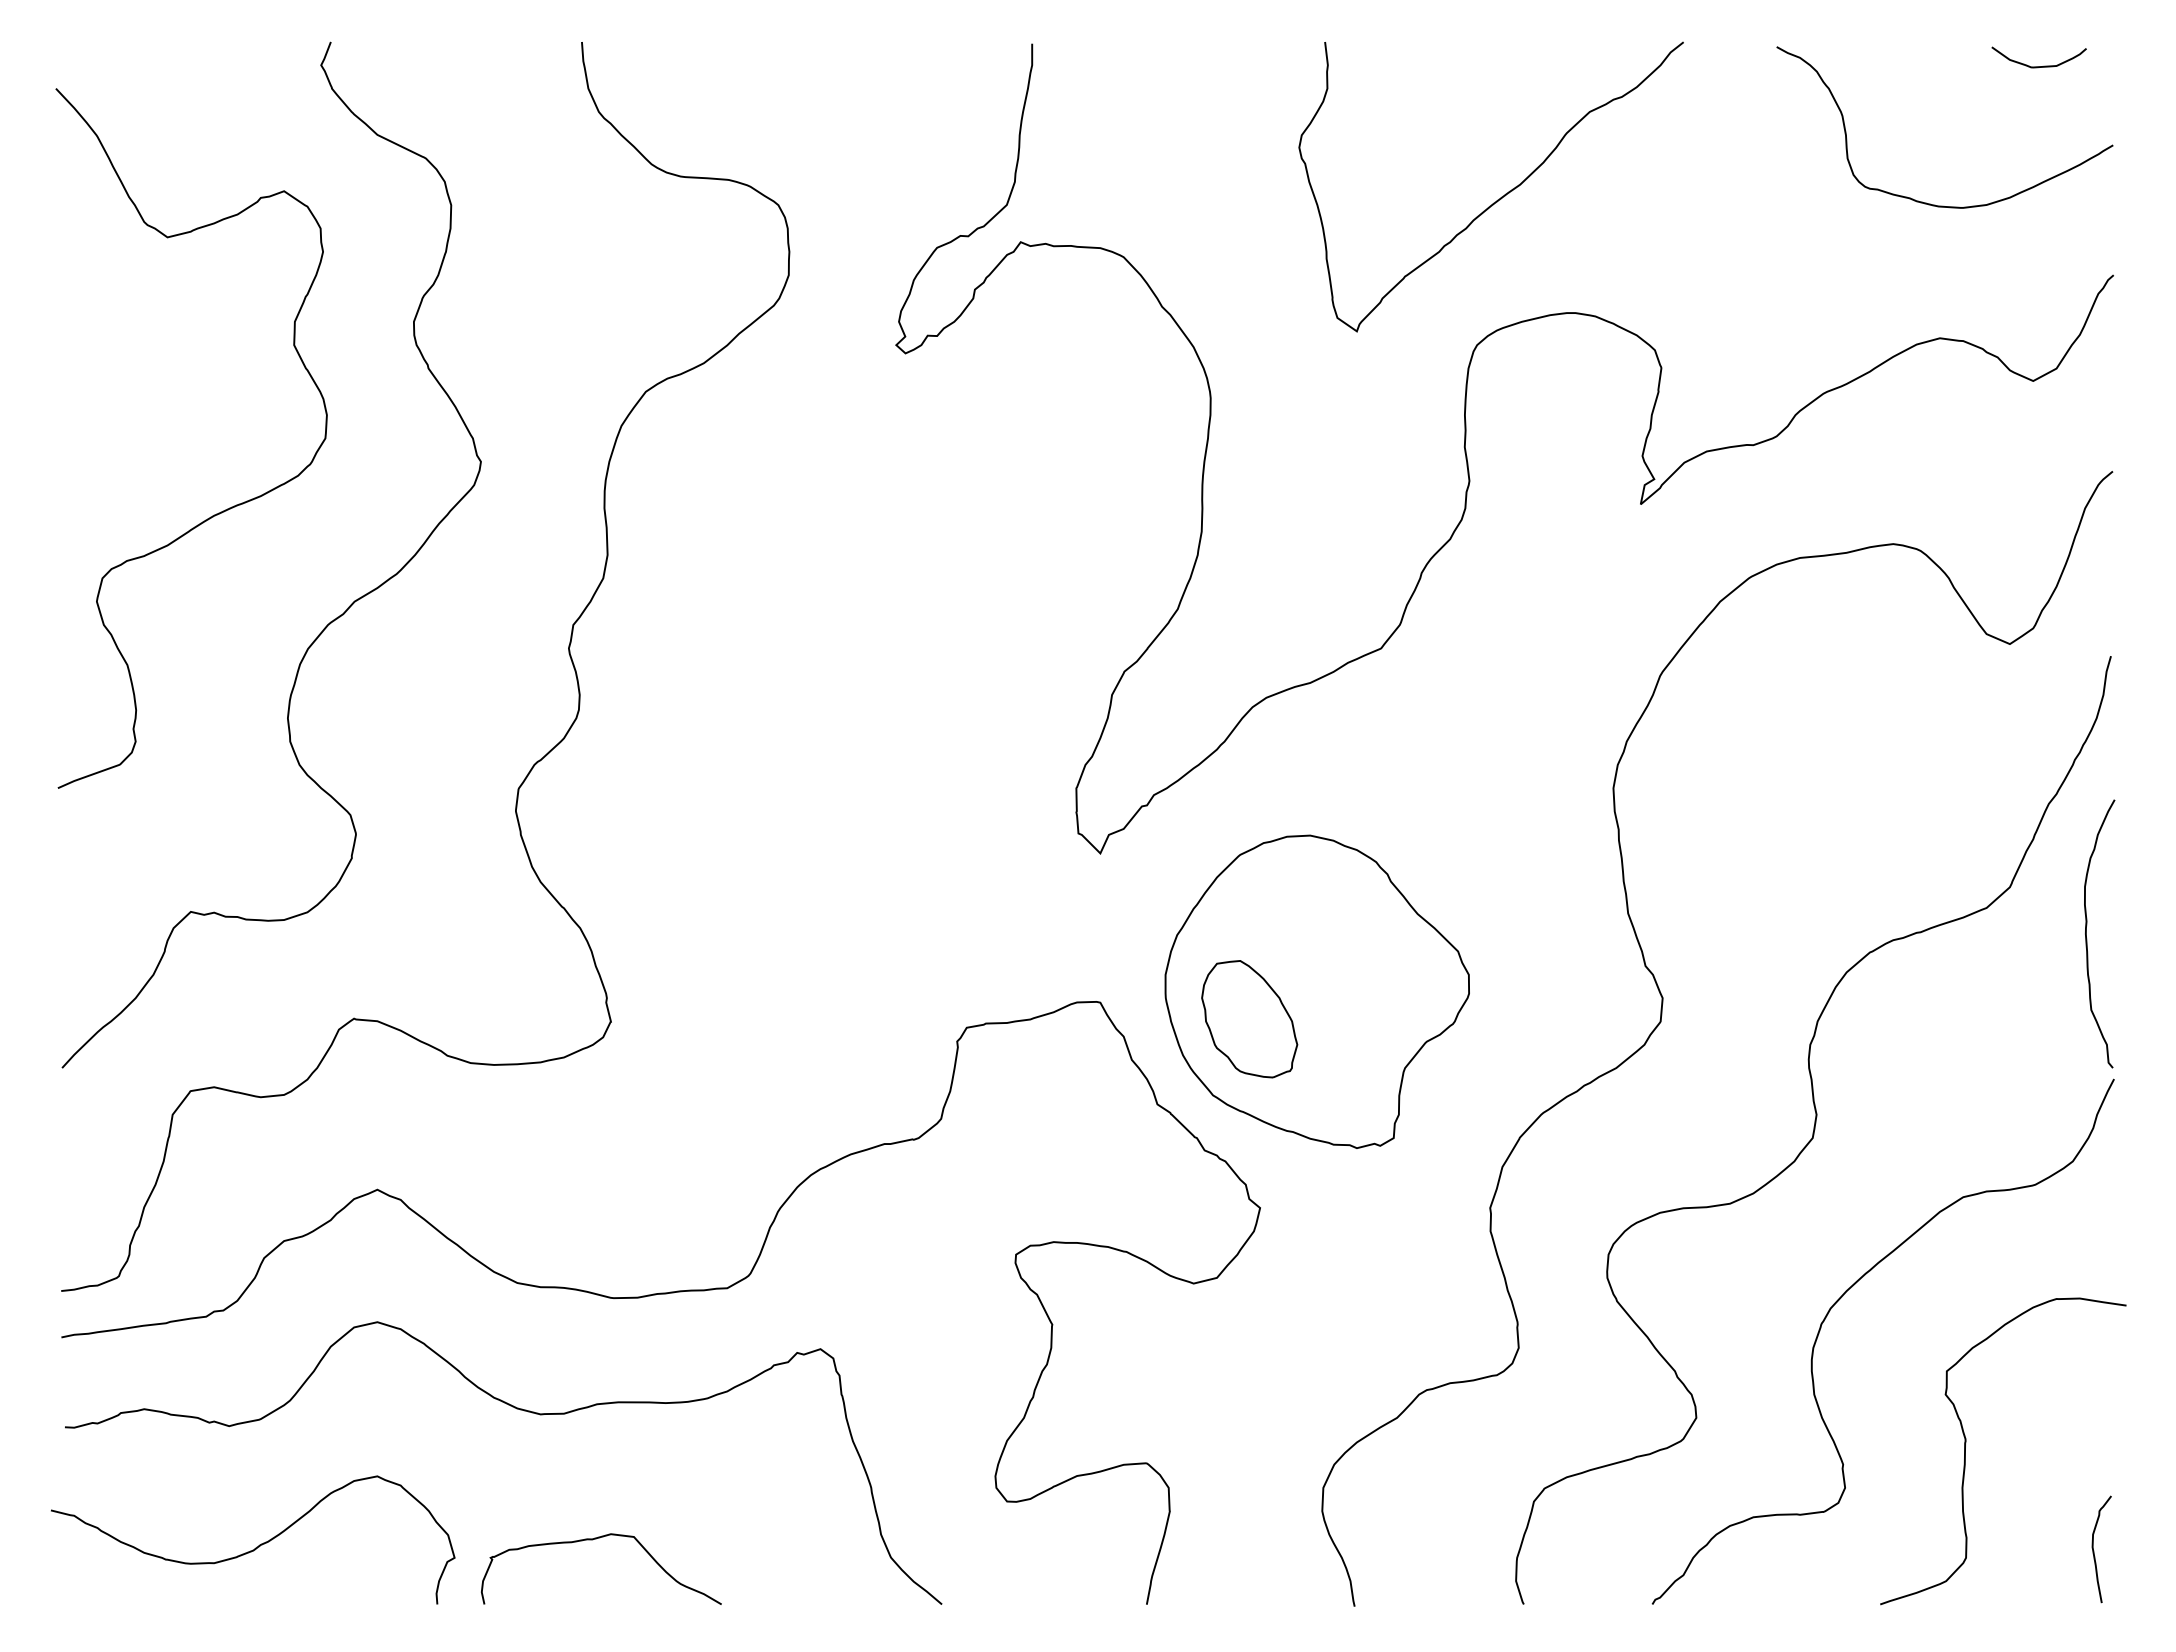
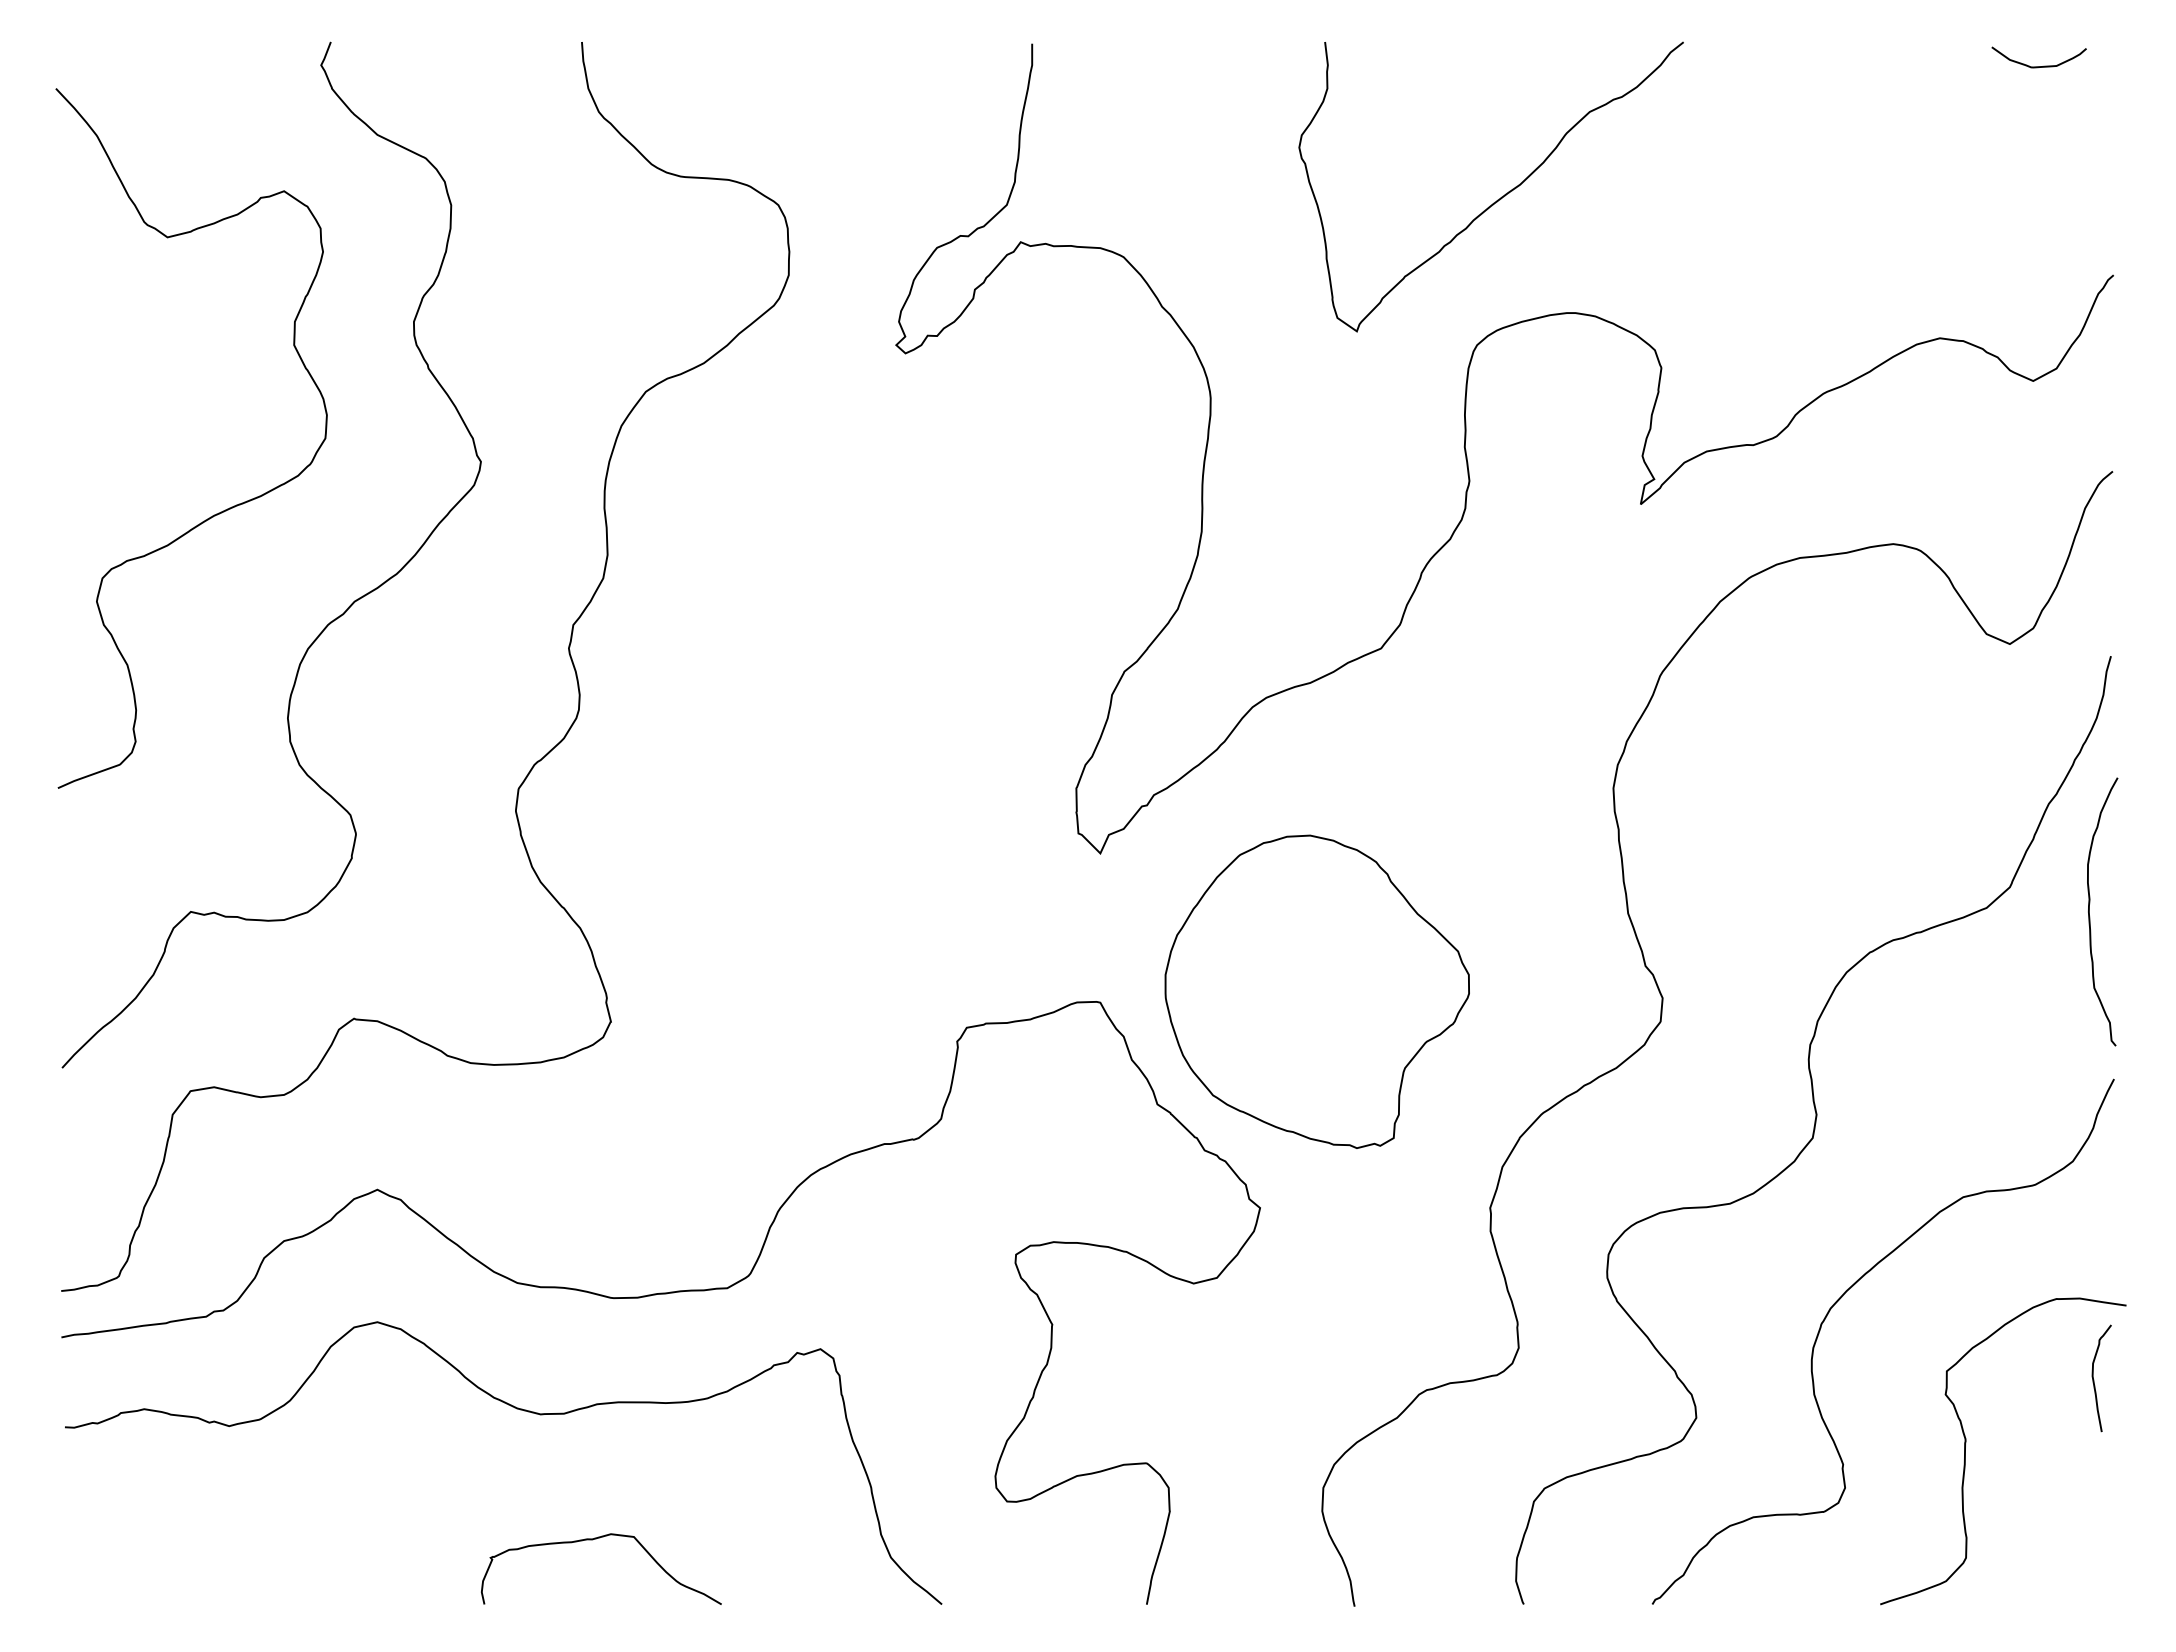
curve: present -> none (1926, 202)
curve position: (2086, 933) -> (2089, 911) (2089, 911)
part: present -> none (1249, 1019)
curve: present -> none (259, 1544)
curve position: (2094, 1550) -> (2094, 1379) (2094, 1379)
